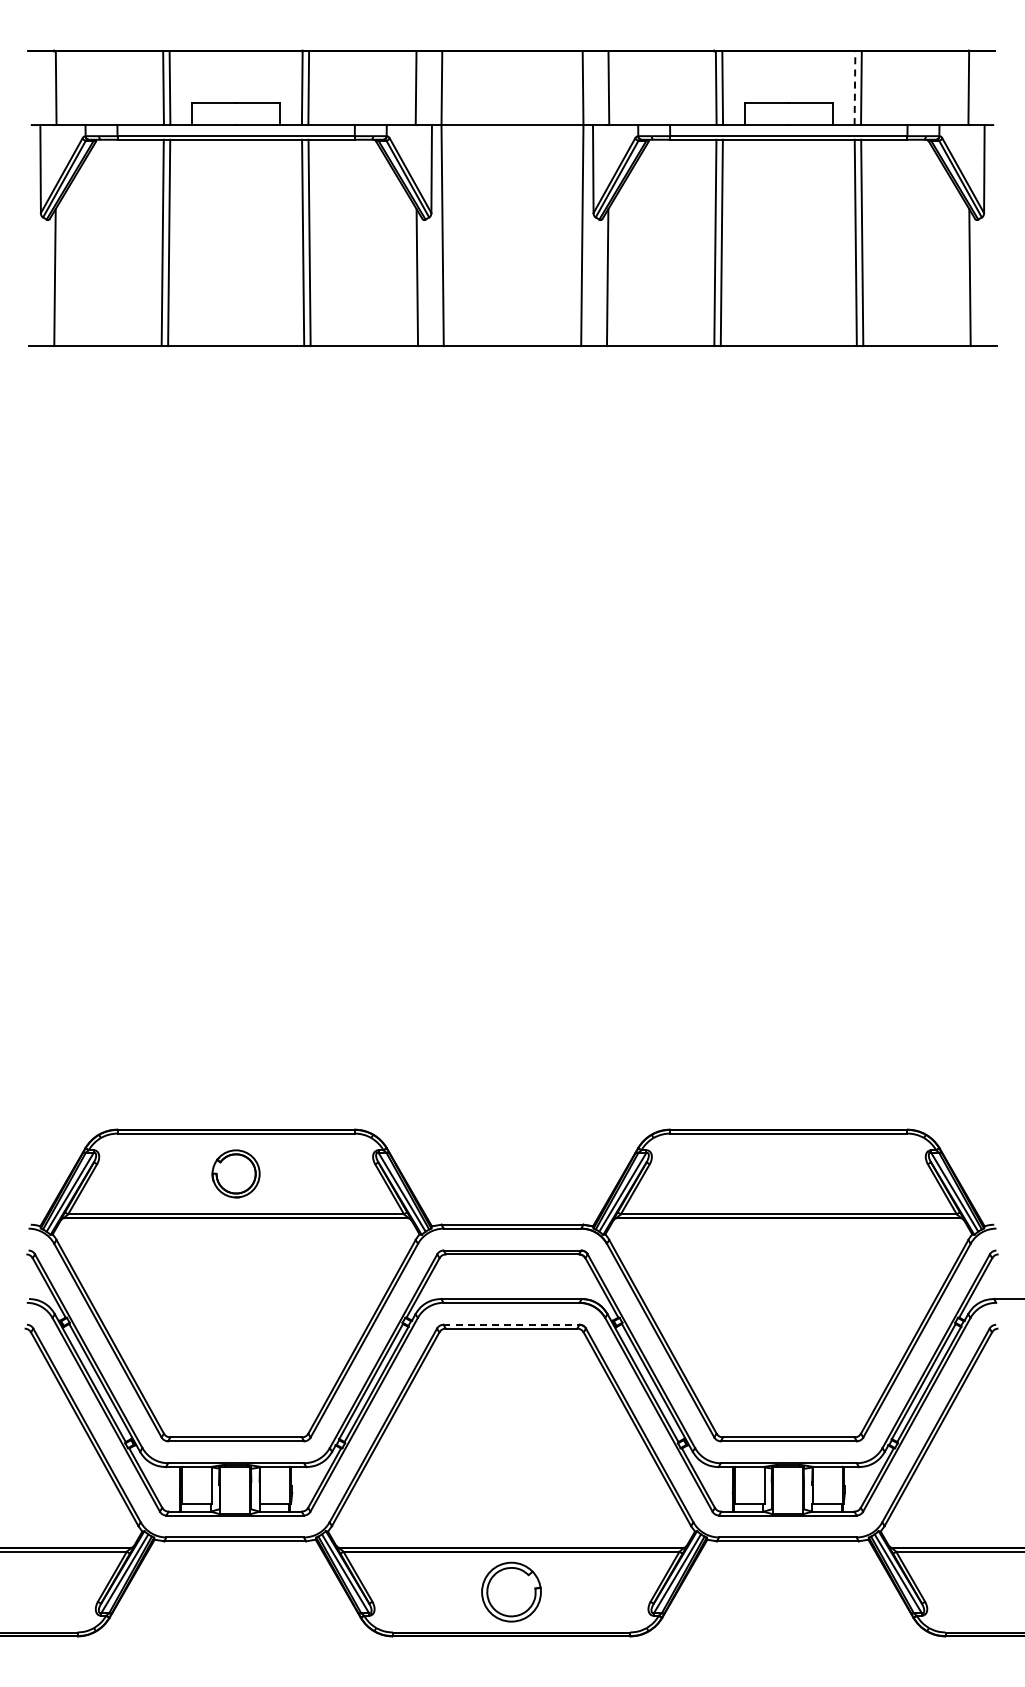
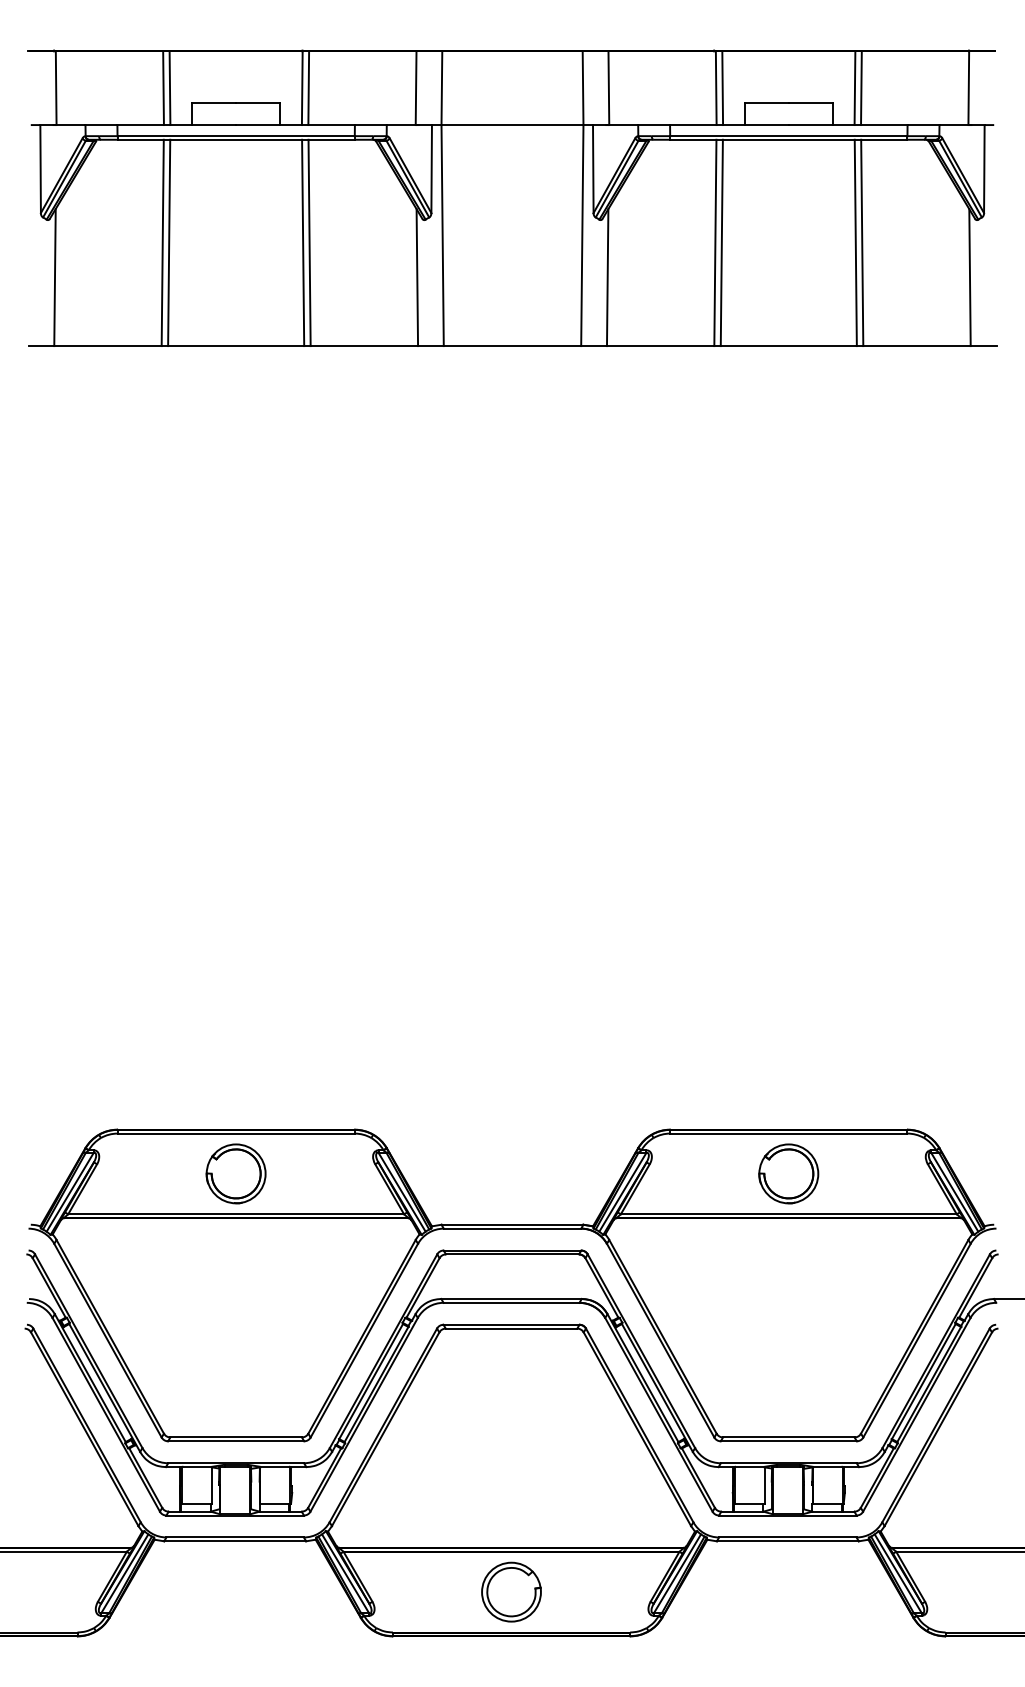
line: dashed -> solid (854, 88)
part size: 50x50 px -> 62x62 px (235, 1173)
part: none -> present (788, 1173)
line: dashed -> solid (512, 1324)
